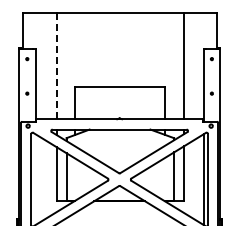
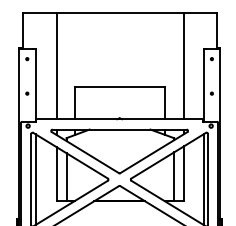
line: dashed -> solid (56, 66)
line: none -> present (35, 178)
